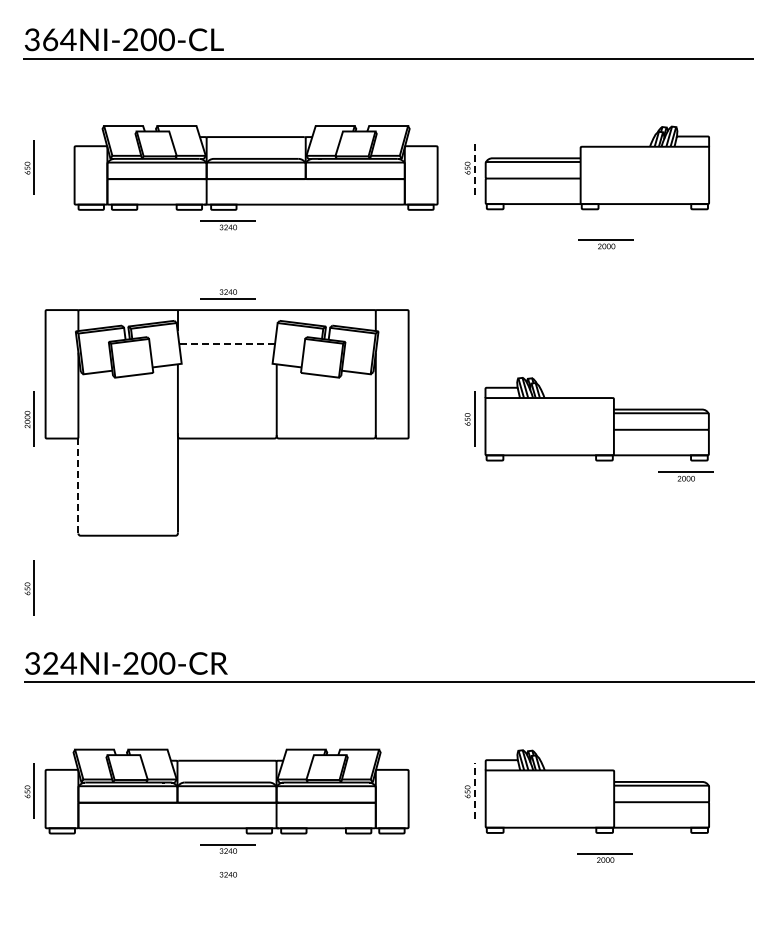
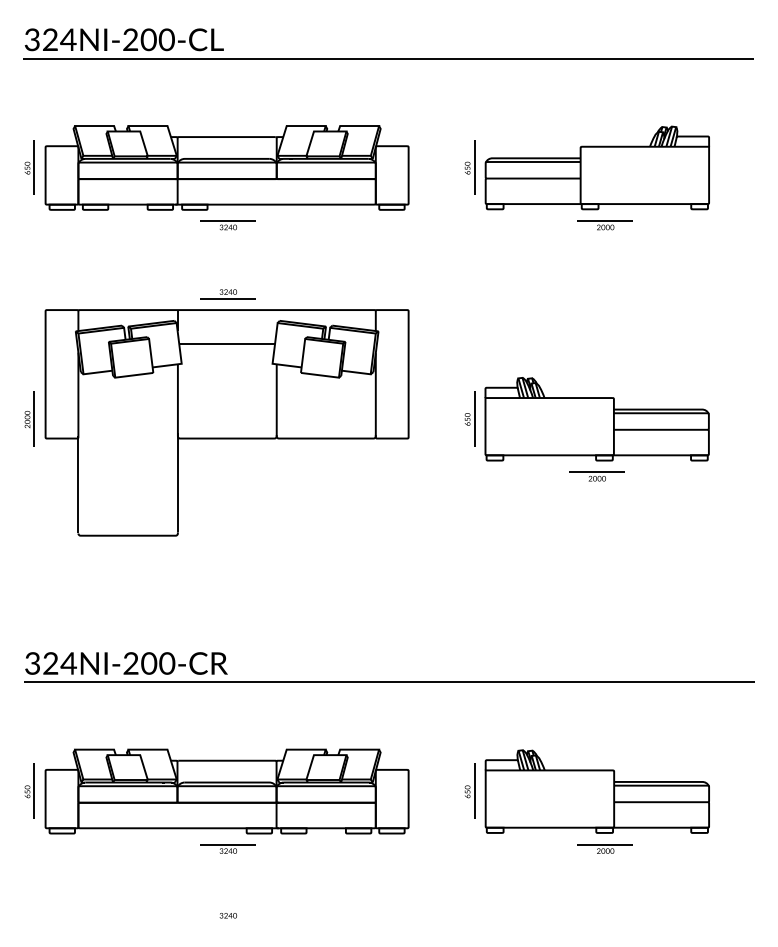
text: 364NI-200-CL -> 324NI-200-CL (50, 39)
part position: (255, 167) -> (226, 167) (226, 167)
line: dashed -> solid (474, 167)
part position: (605, 244) -> (604, 225) (604, 225)
line: dashed -> solid (227, 344)
part position: (685, 476) -> (596, 476) (596, 476)
line: dashed -> solid (78, 484)
part: present -> none (29, 587)
line: dashed -> solid (474, 791)
part position: (604, 857) -> (604, 848) (604, 848)
text position: (227, 874) -> (227, 915) (227, 915)
